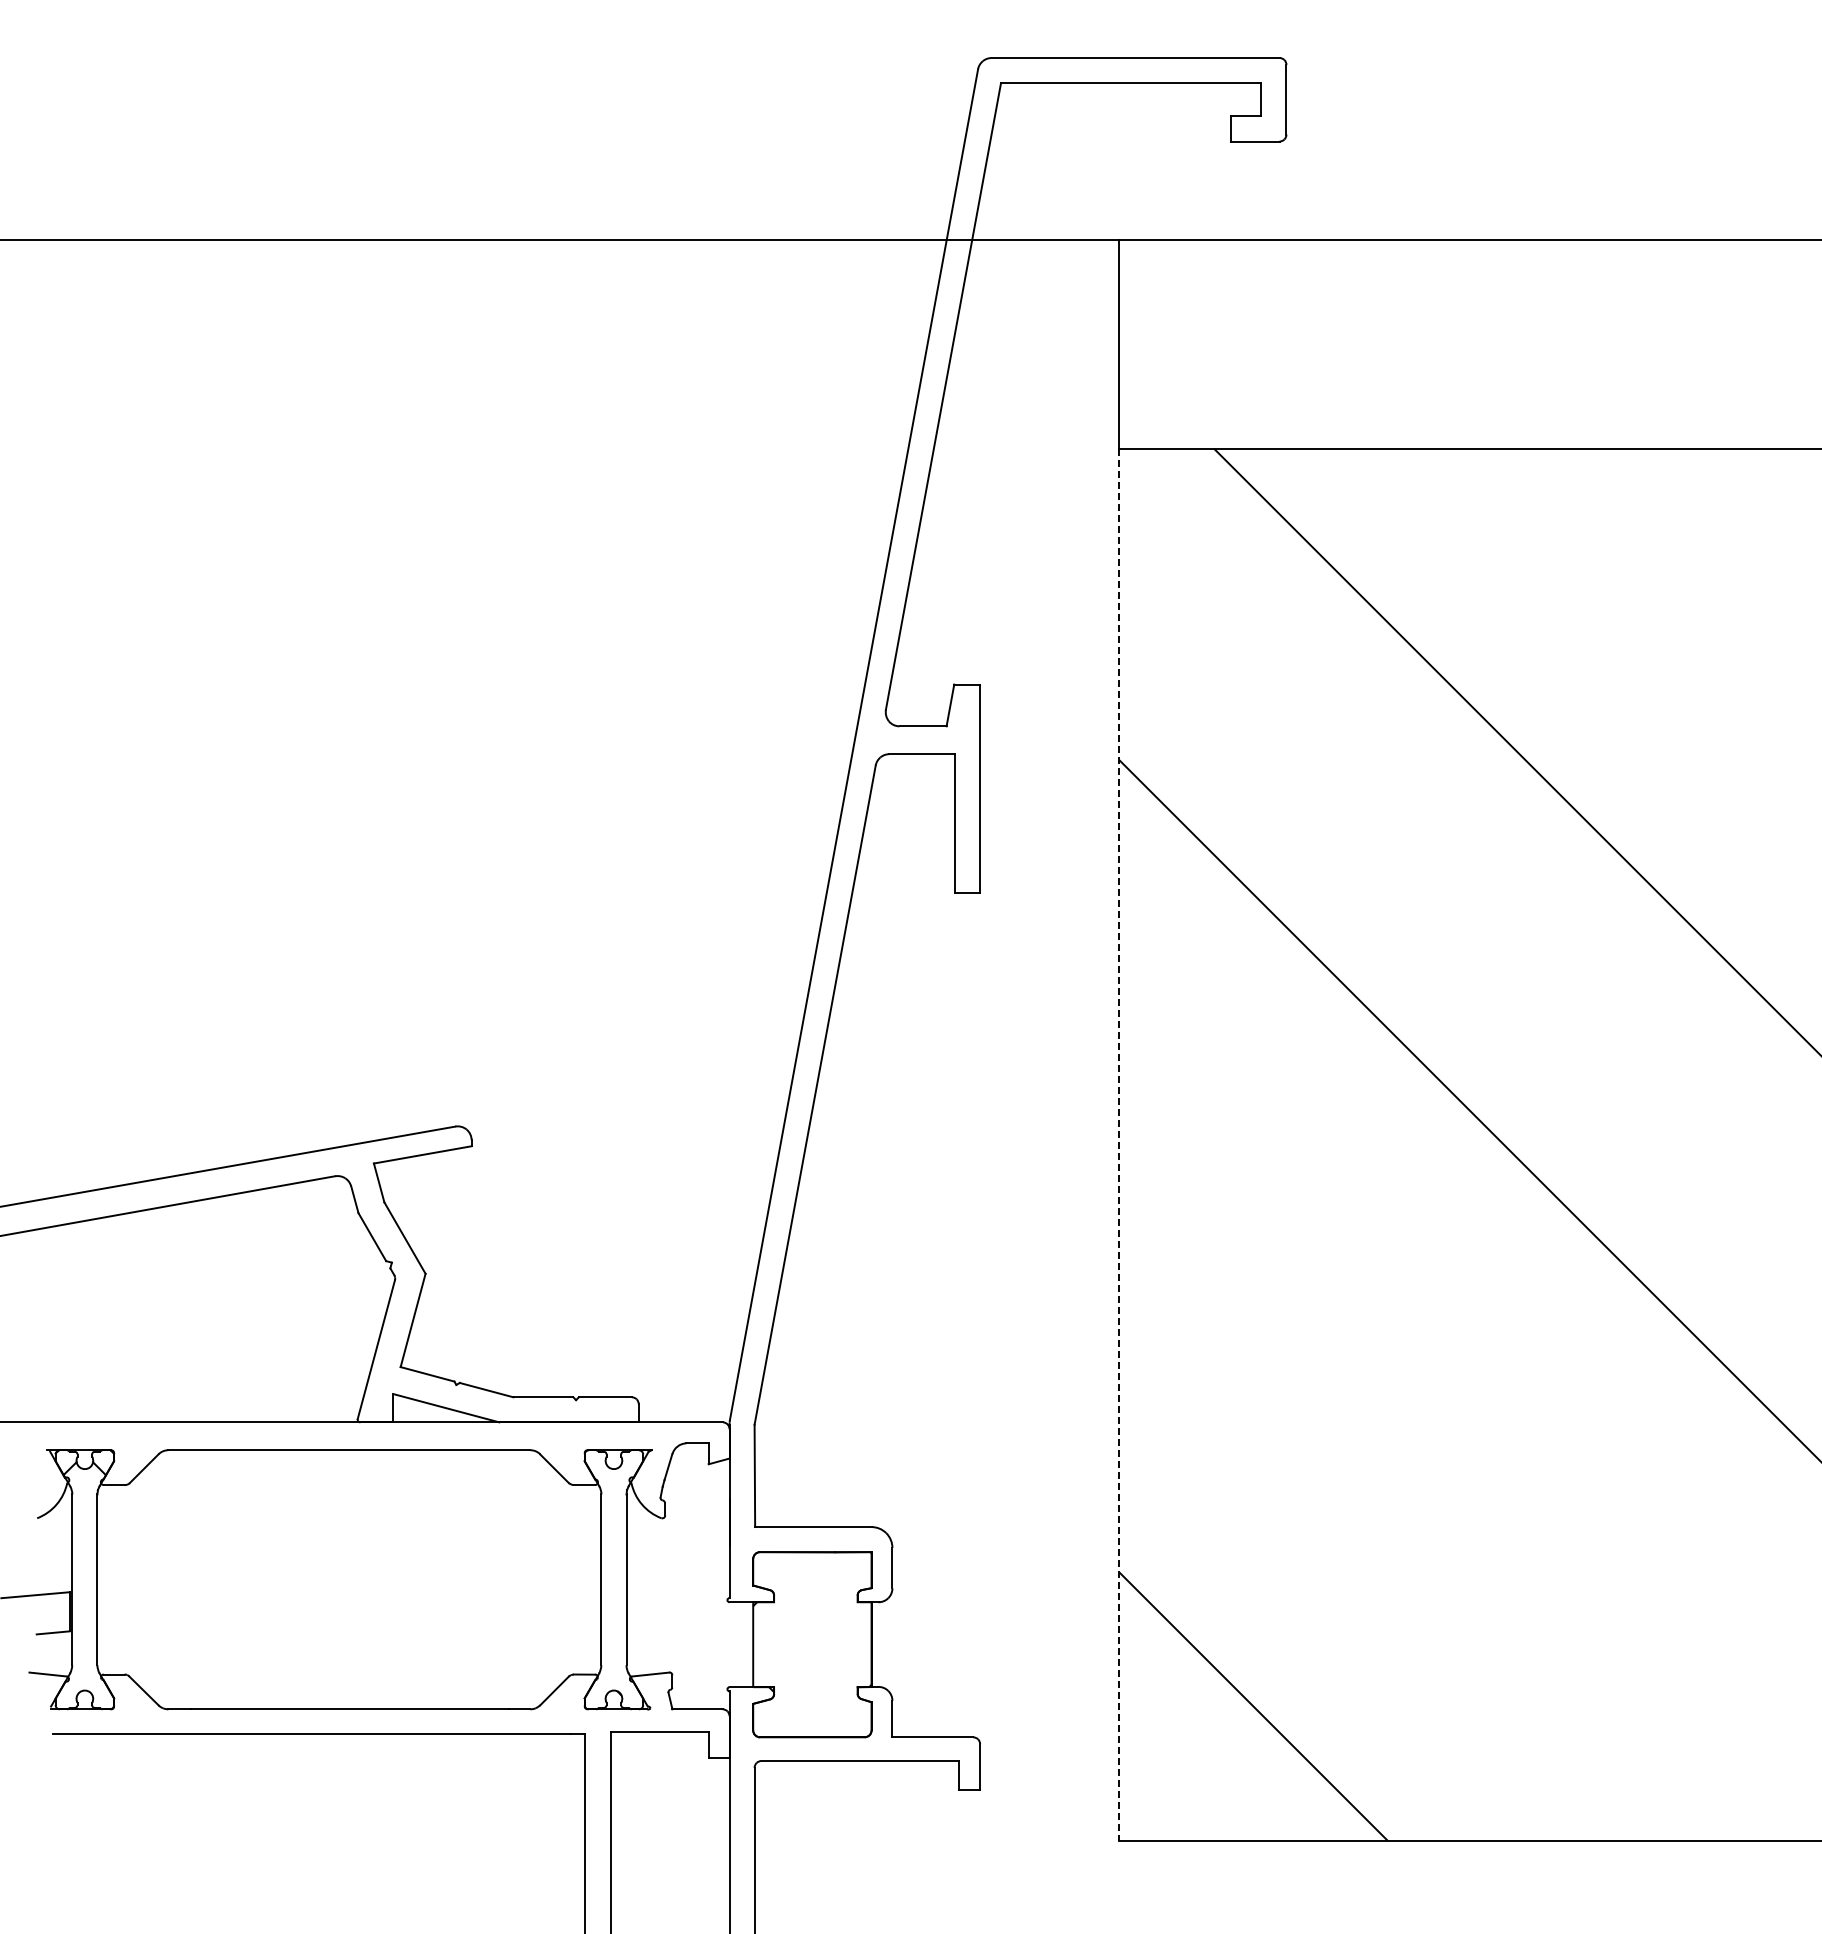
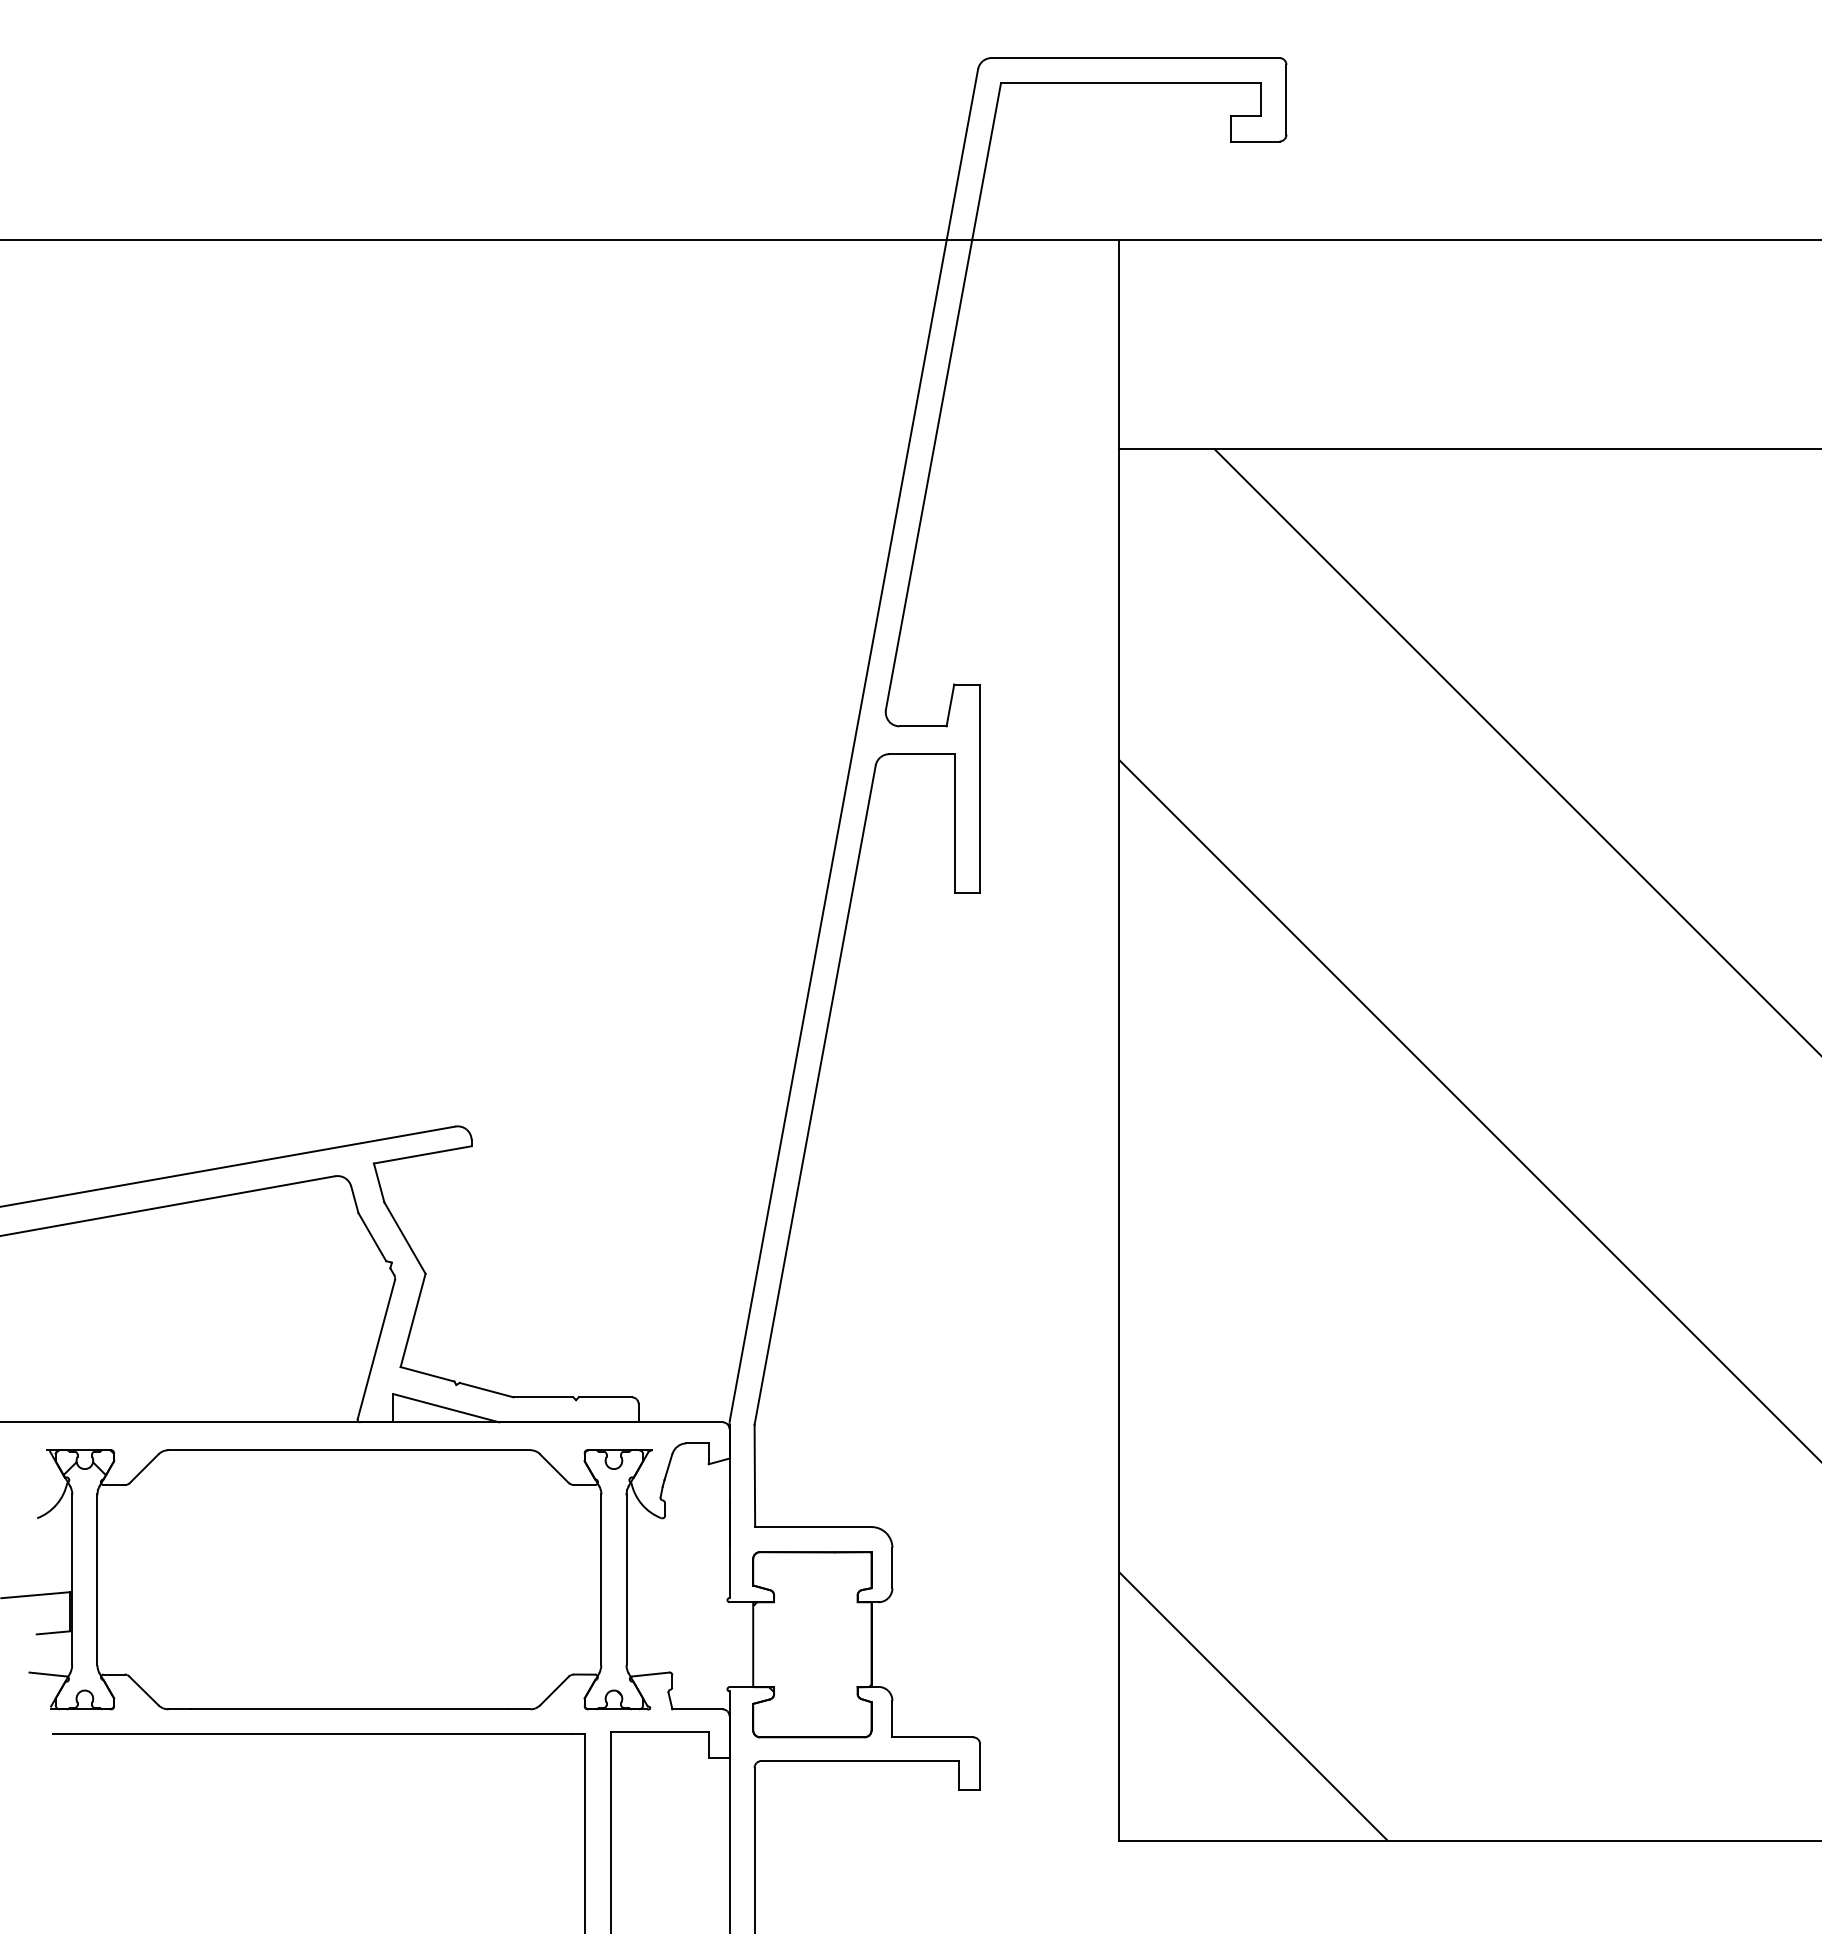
line: dashed -> solid (1119, 1145)
